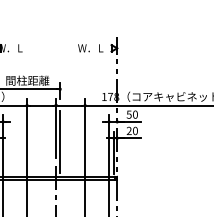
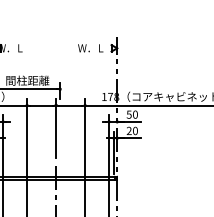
line: present -> none (60, 141)
